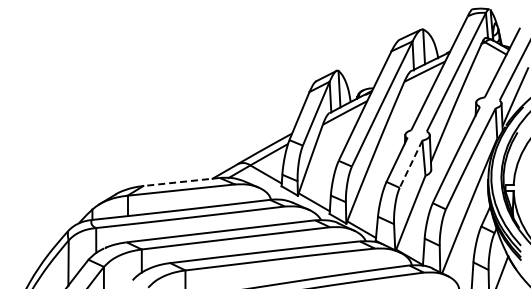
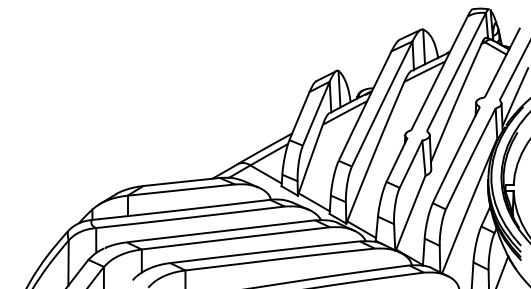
line: dashed -> solid (410, 164)
line: dashed -> solid (181, 182)
